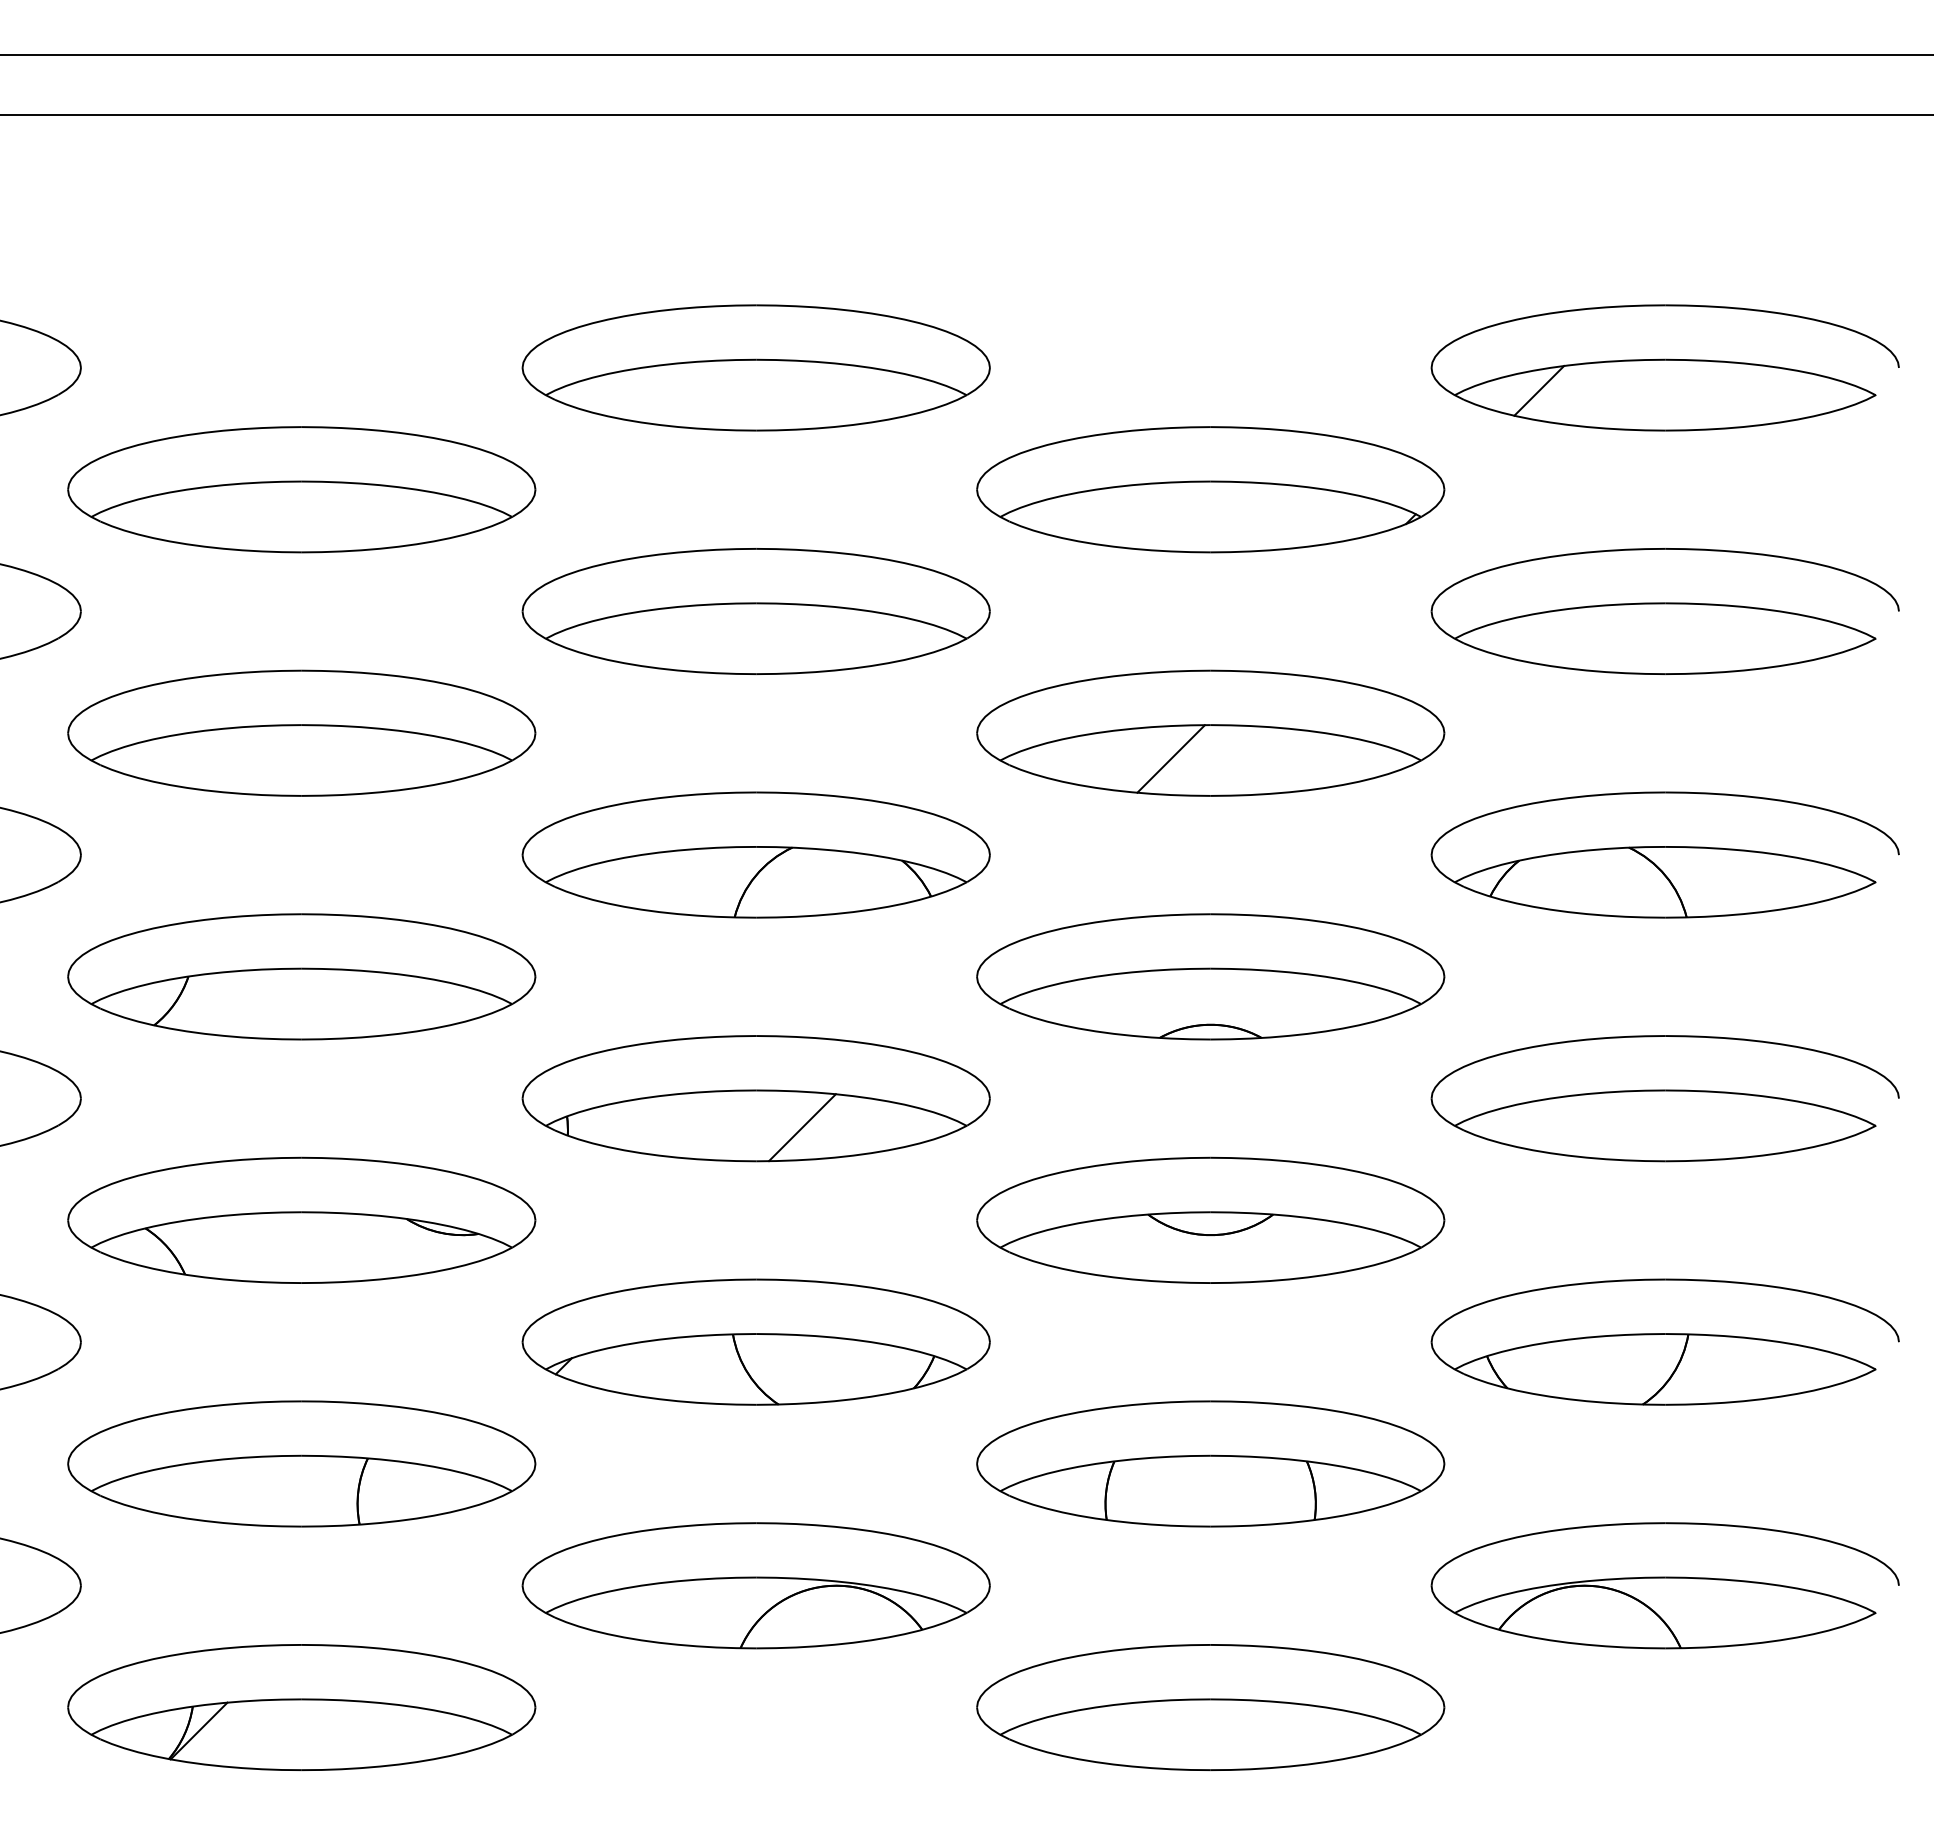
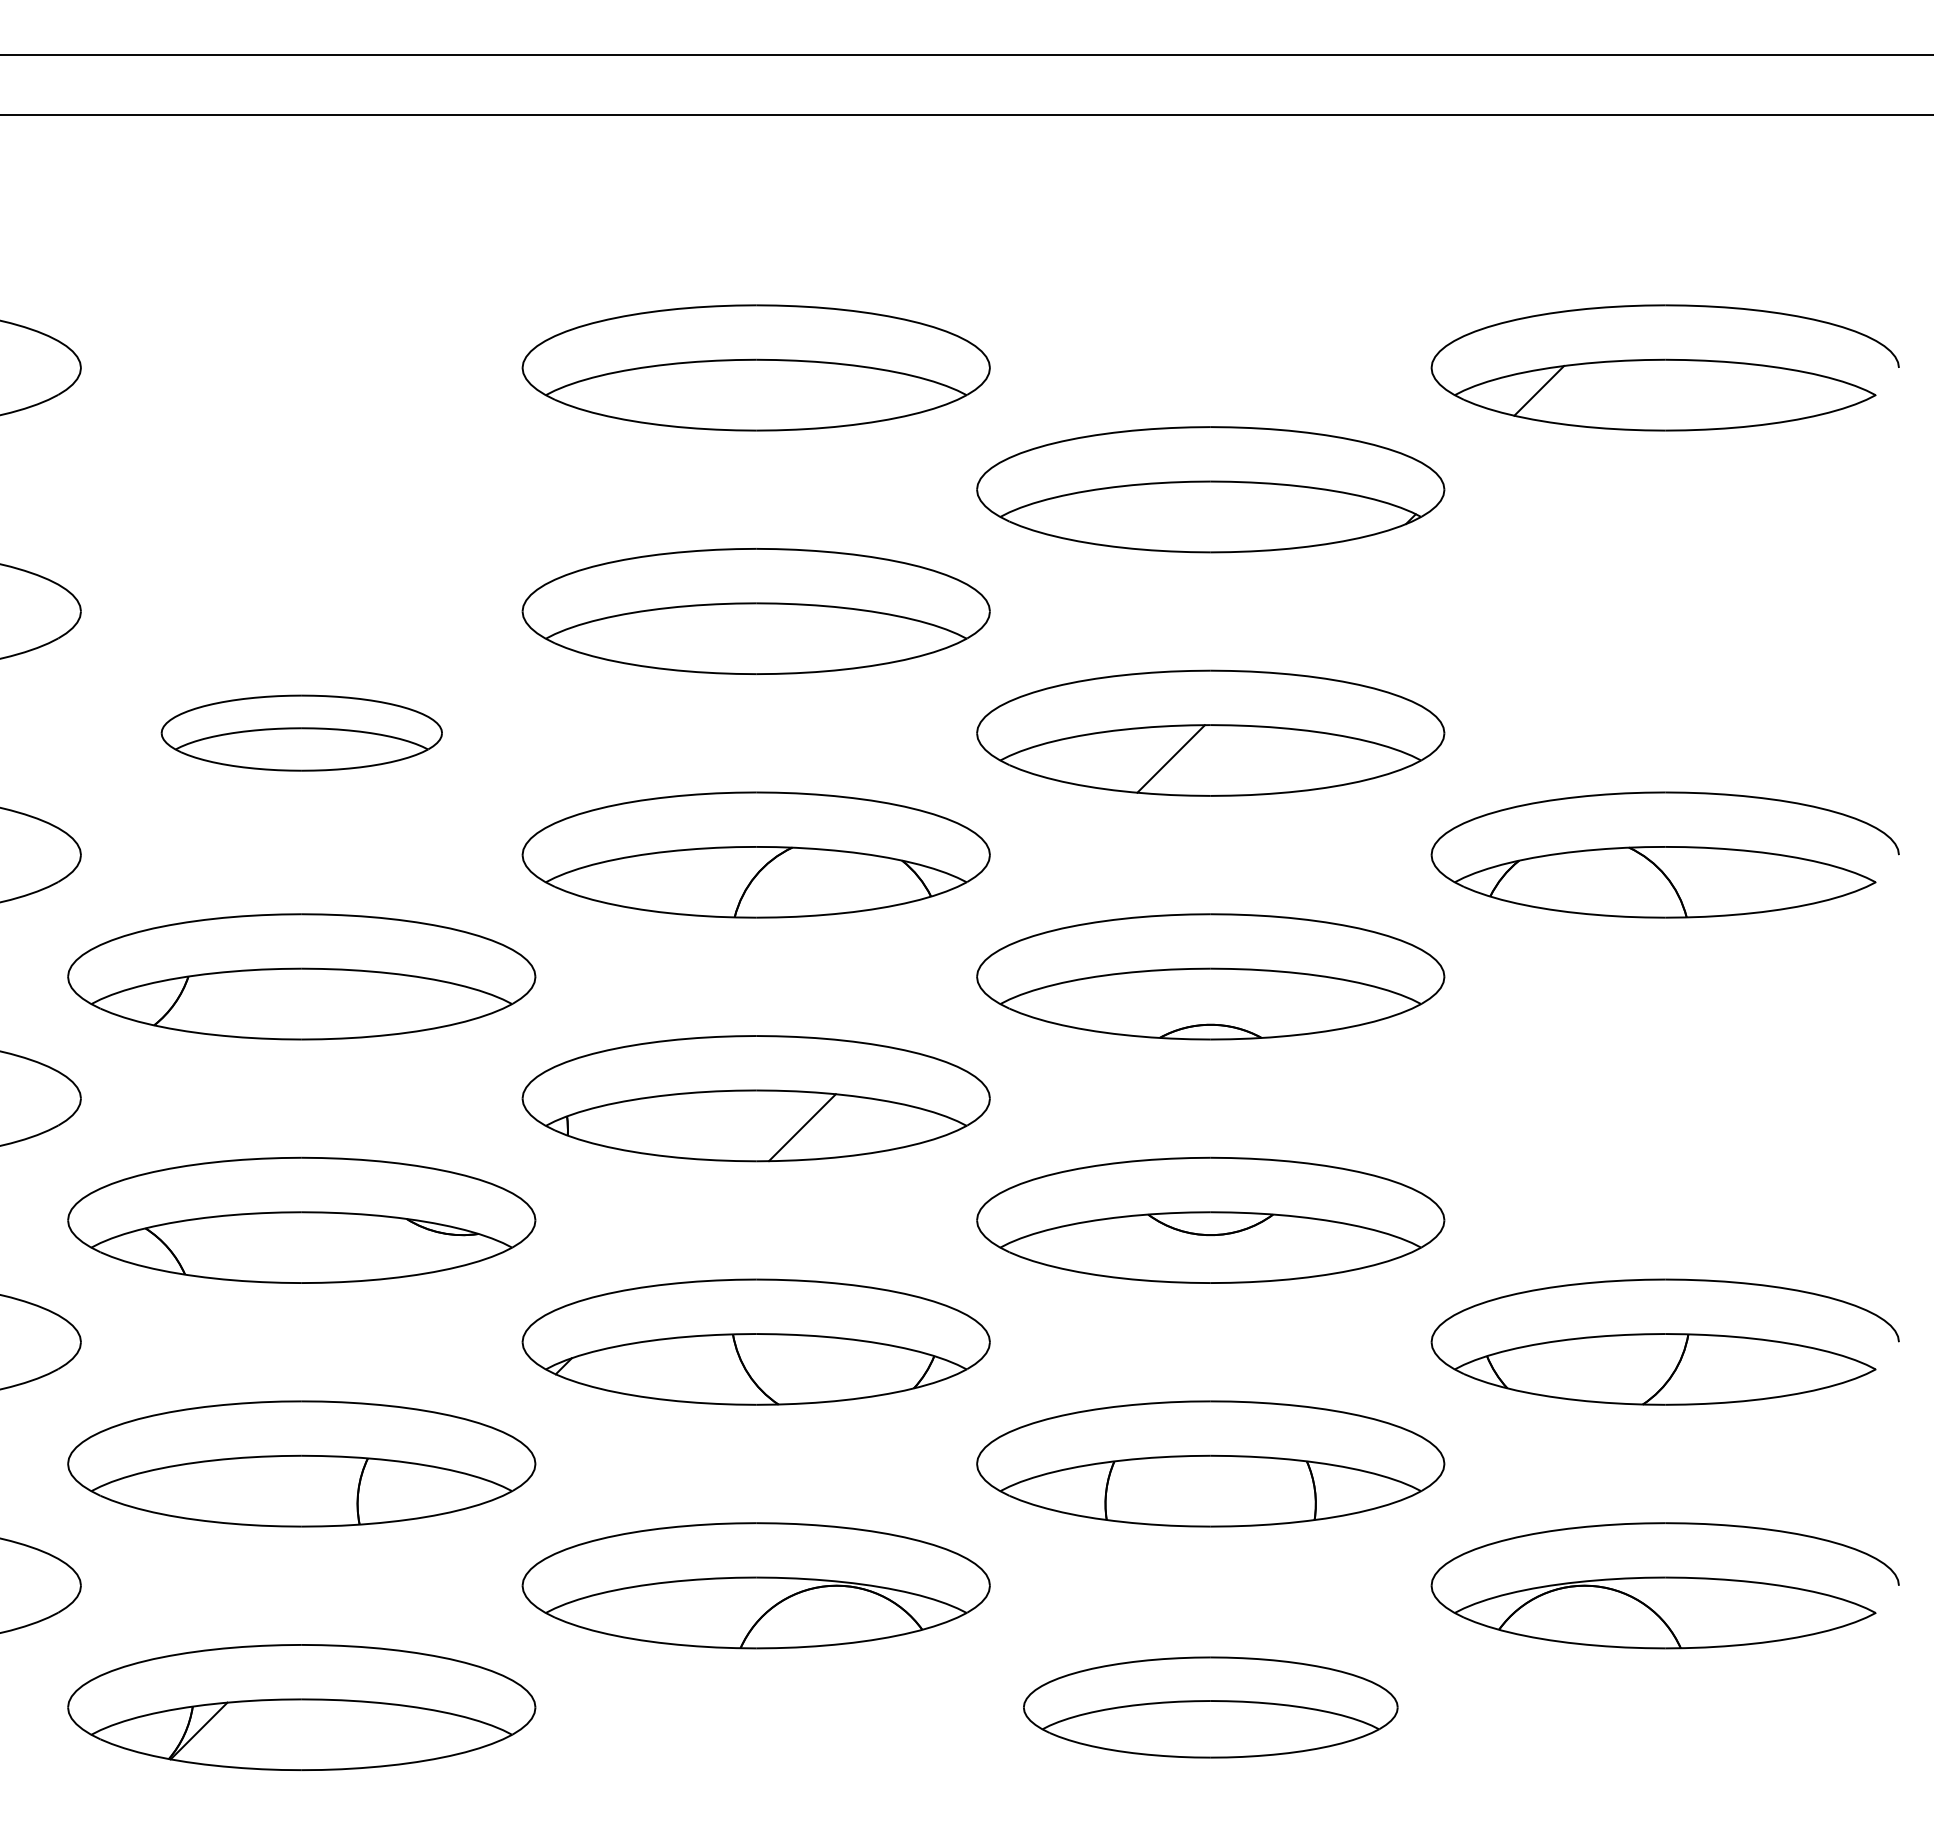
part: present -> none (301, 489)
part: present -> none (1664, 611)
part size: 470x128 px -> 283x78 px (301, 732)
part: present -> none (1664, 1098)
part size: 470x127 px -> 376x103 px (1210, 1707)
